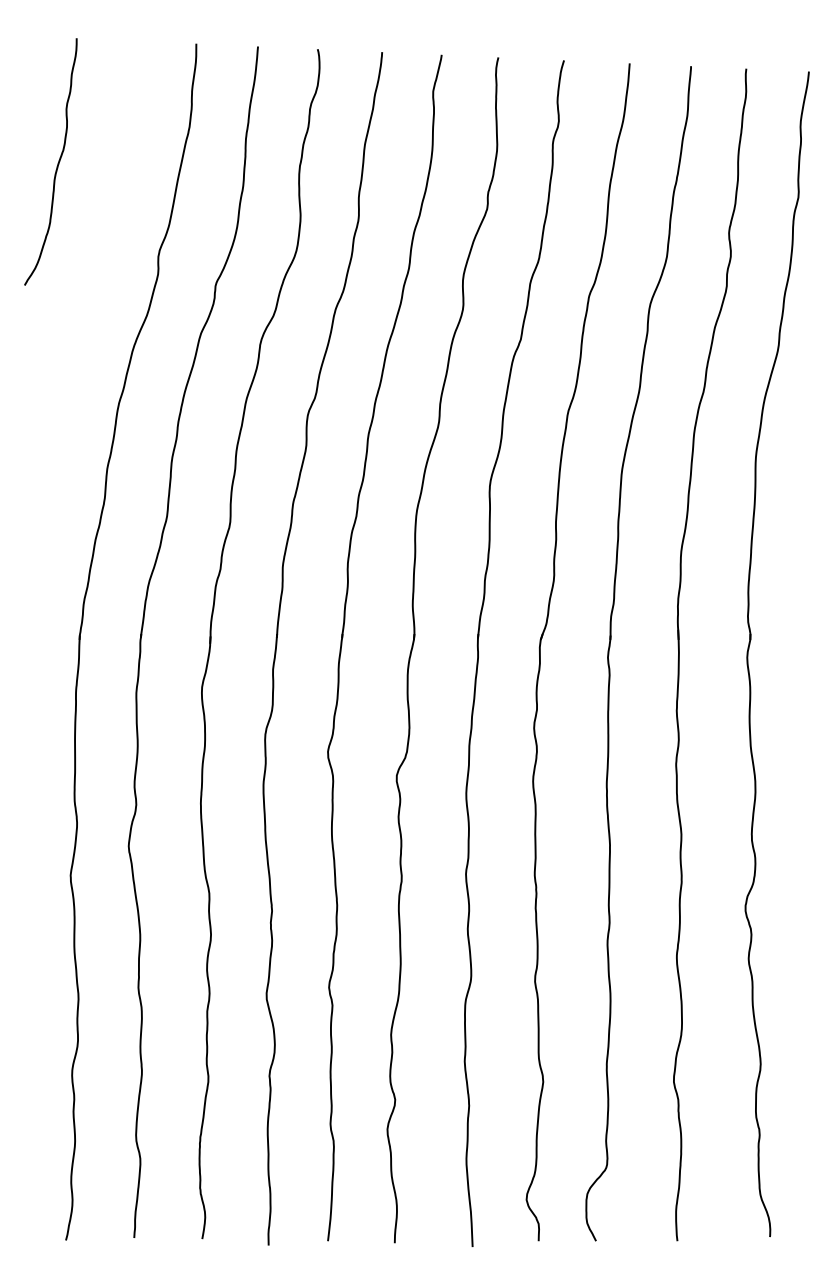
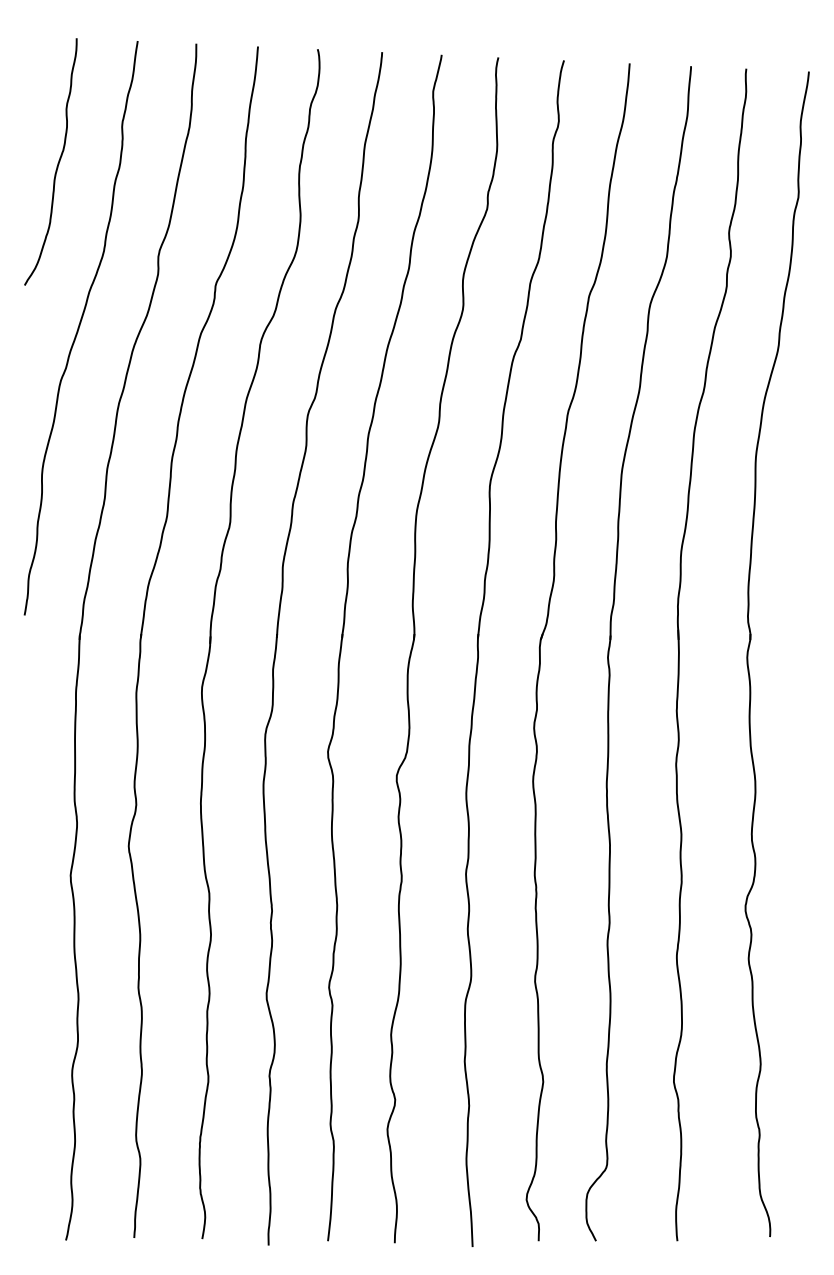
curve: none -> present (79, 328)
